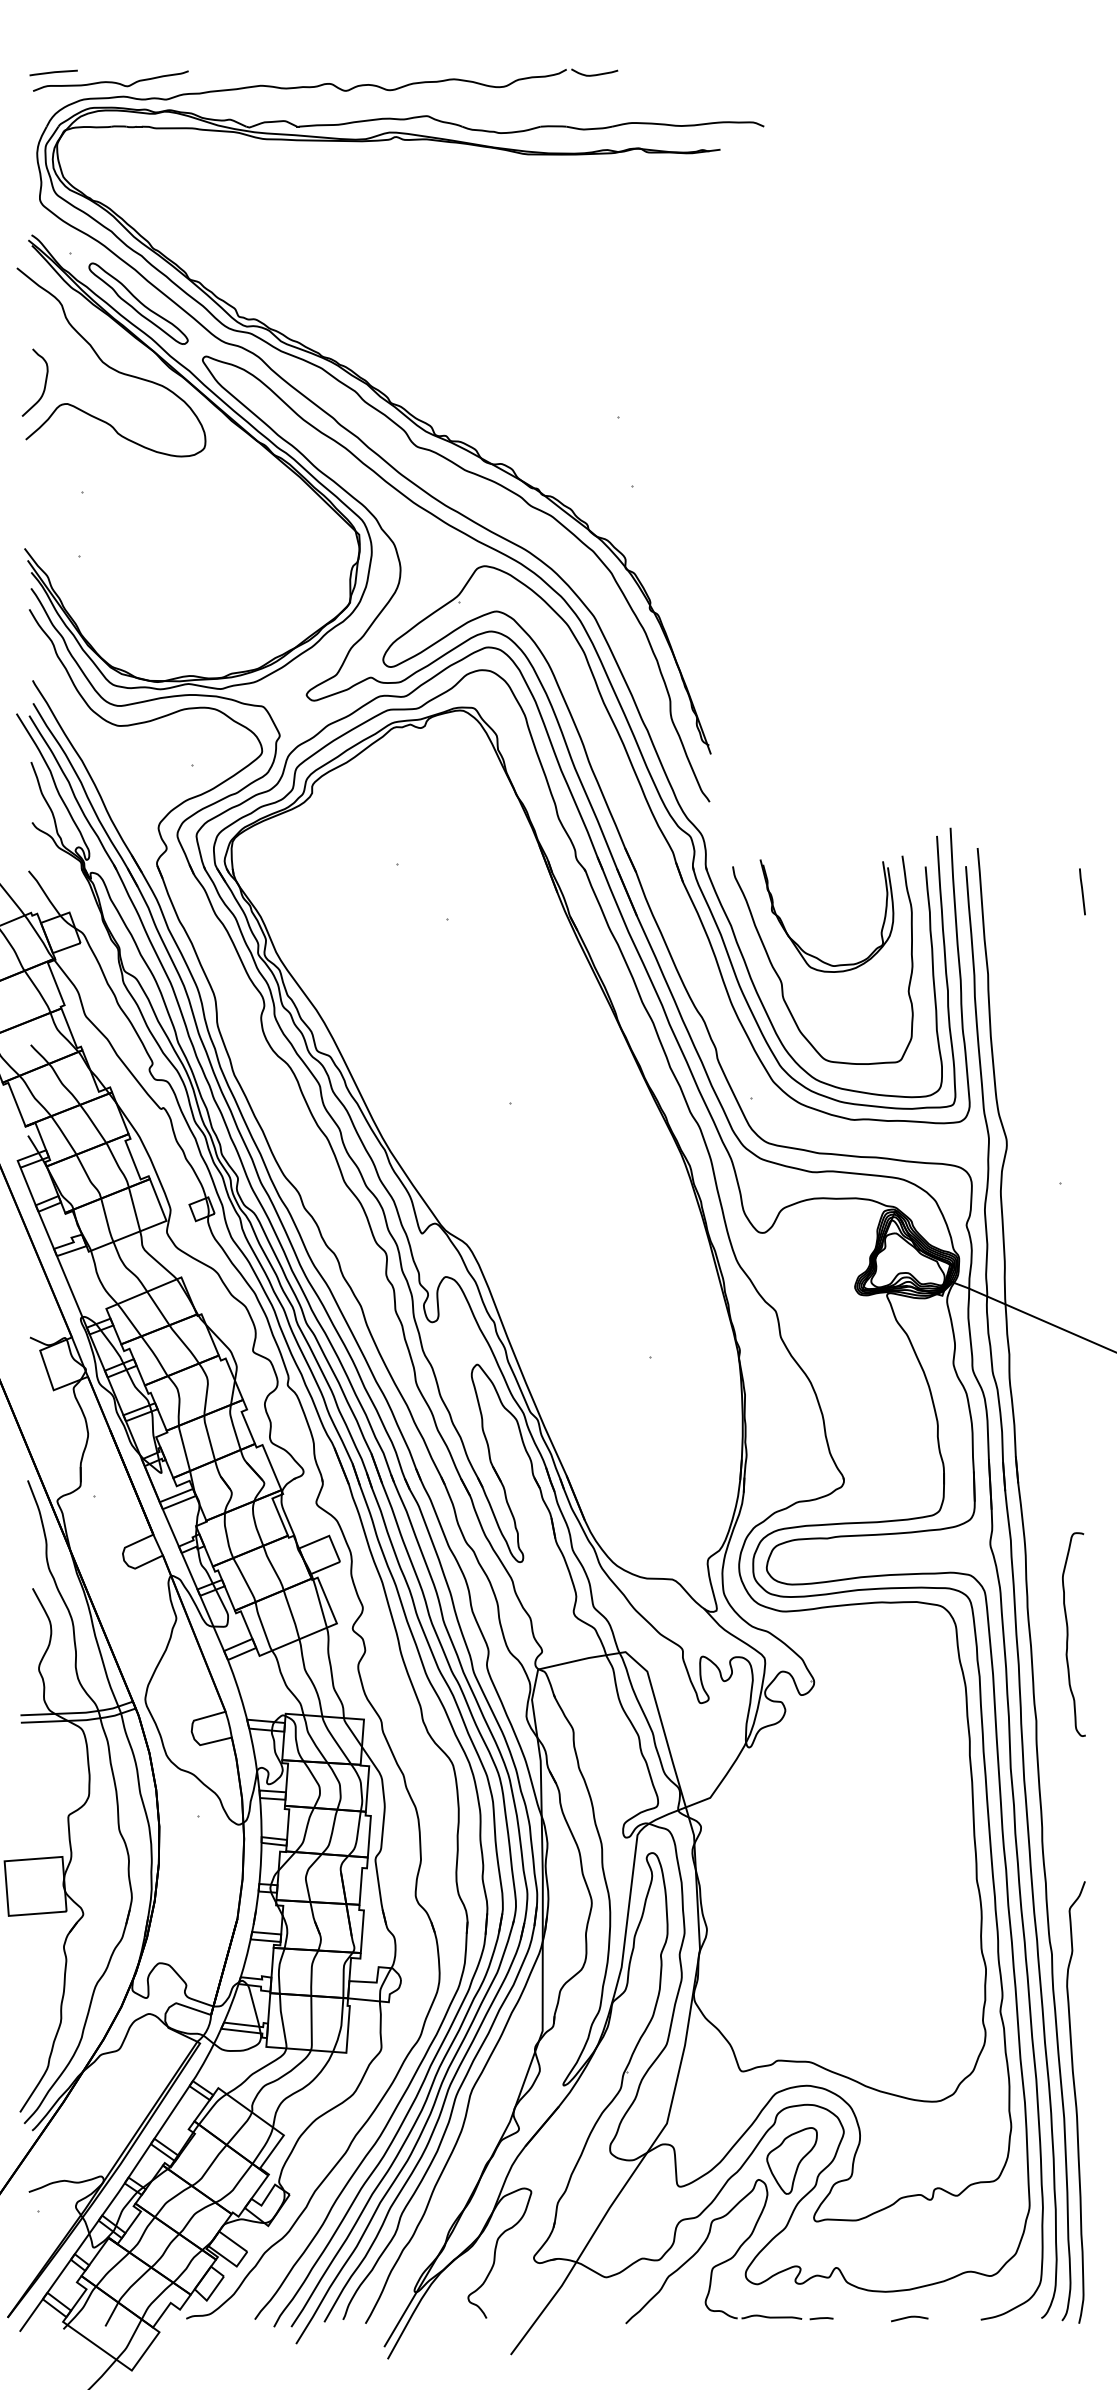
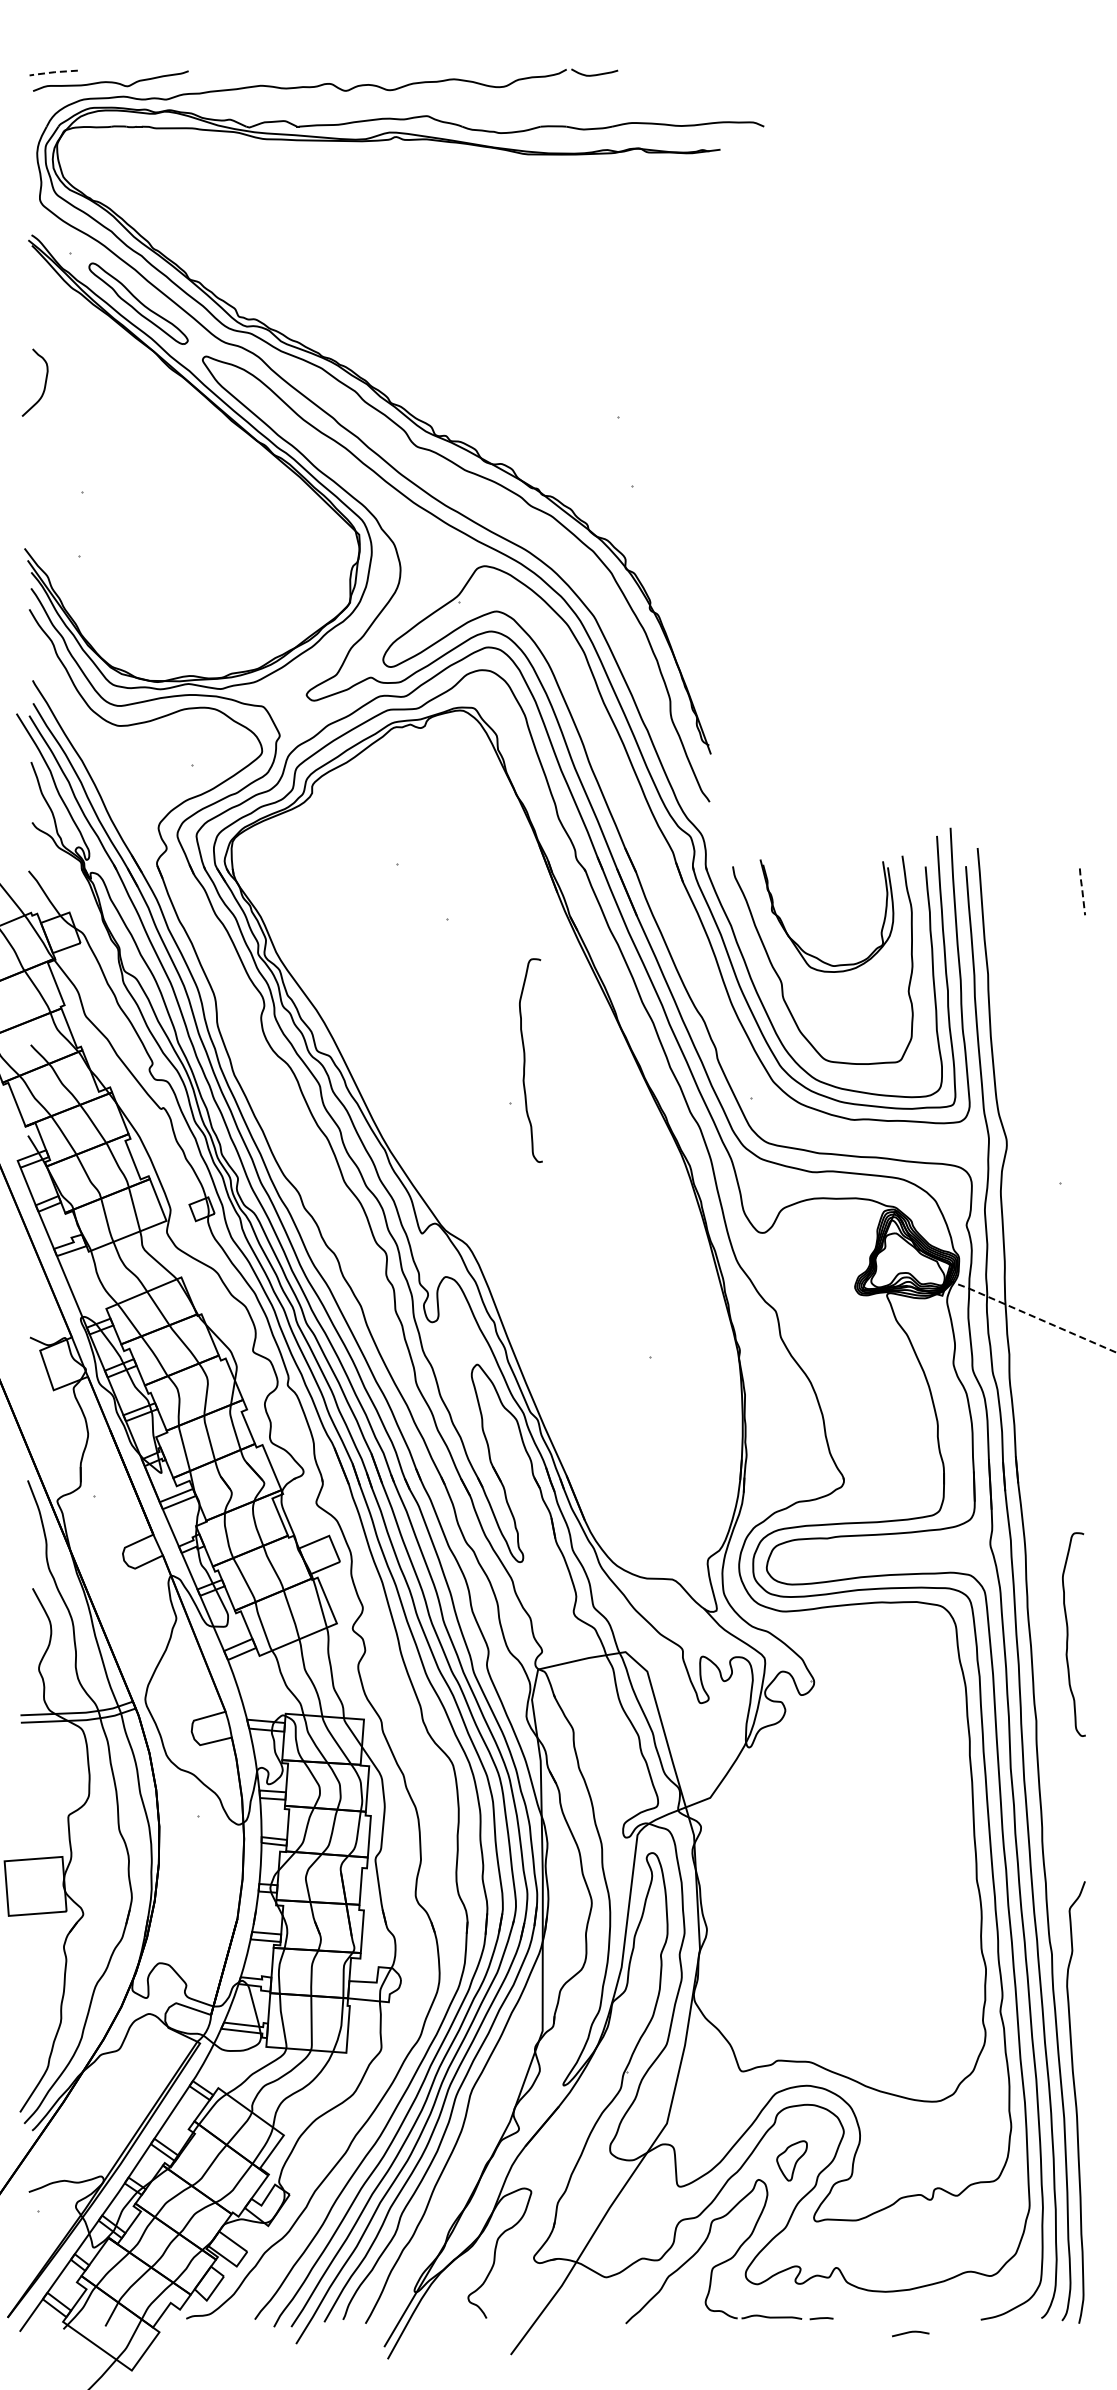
line: solid -> dashed (52, 72)
curve: present -> none (109, 365)
line: solid -> dashed (1082, 890)
curve: none -> present (525, 1060)
line: solid -> dashed (1032, 1316)
part size: 52x68 px -> 32x42 px (791, 2160)
curve position: (909, 2317) -> (910, 2332) (910, 2332)
